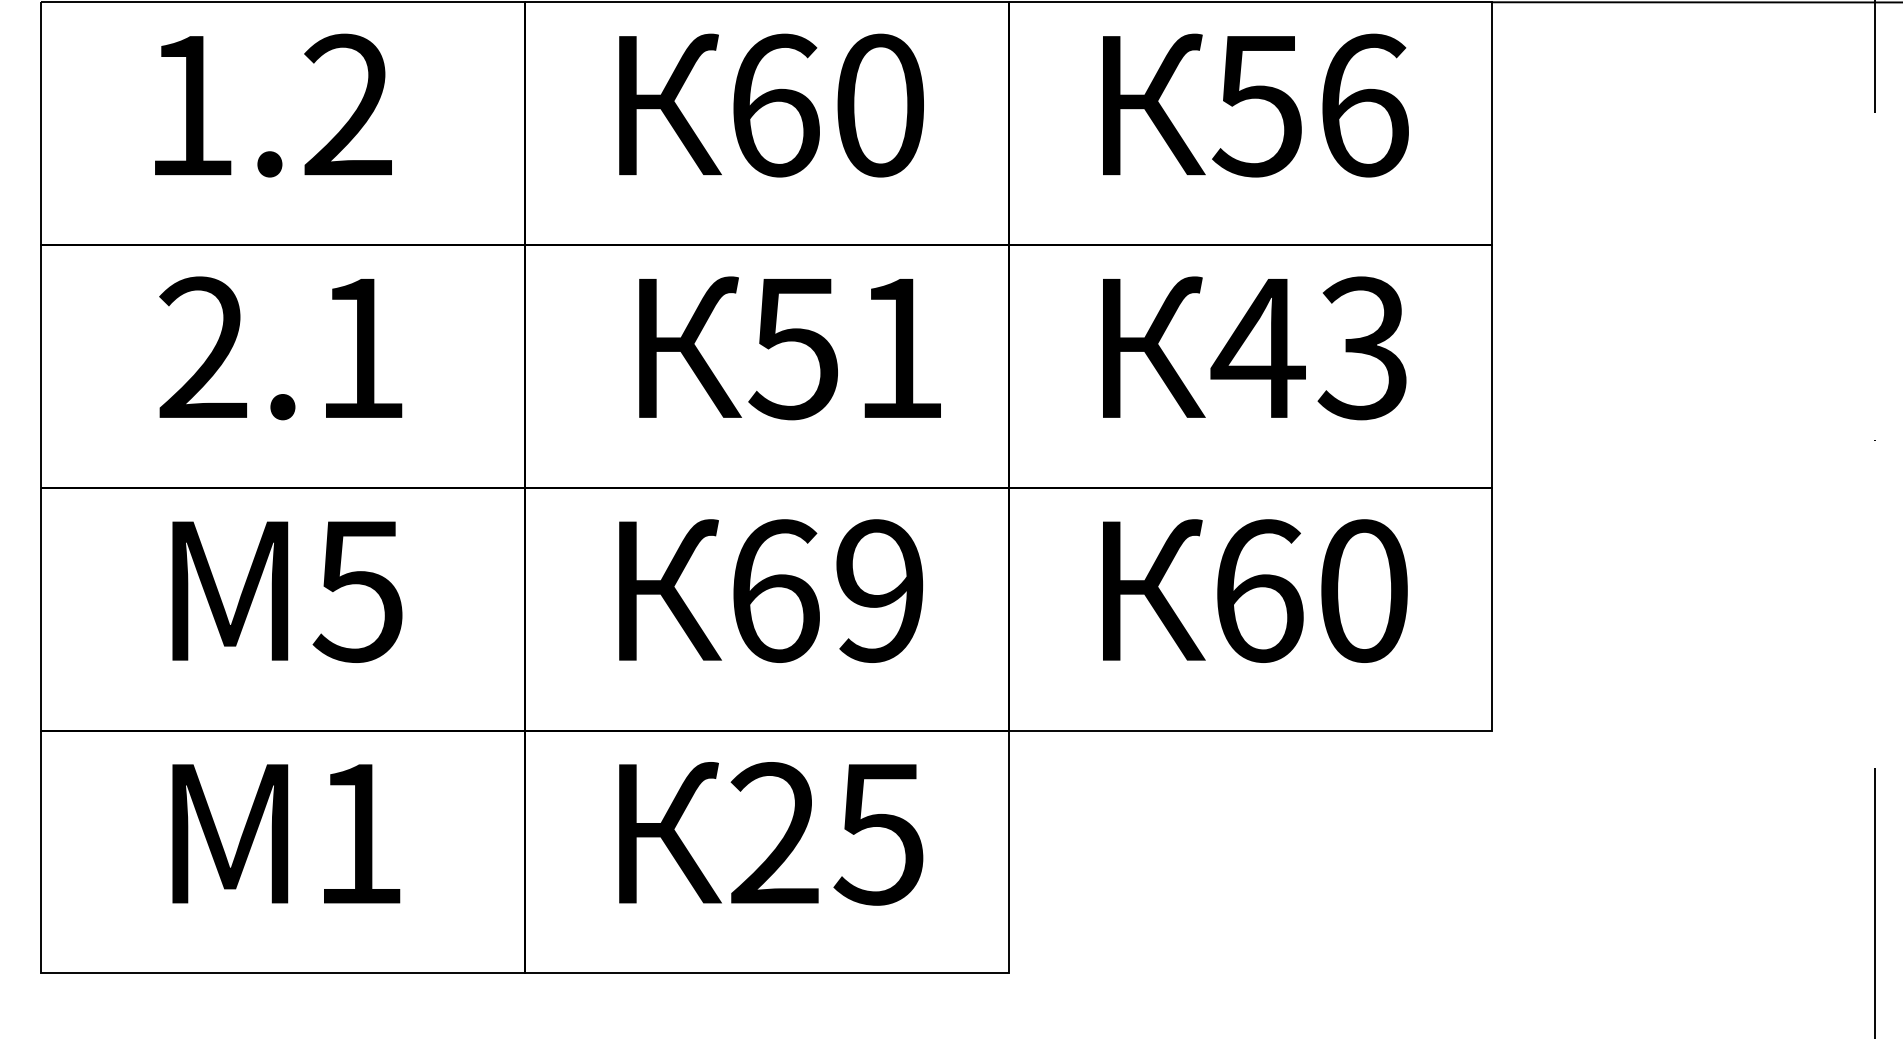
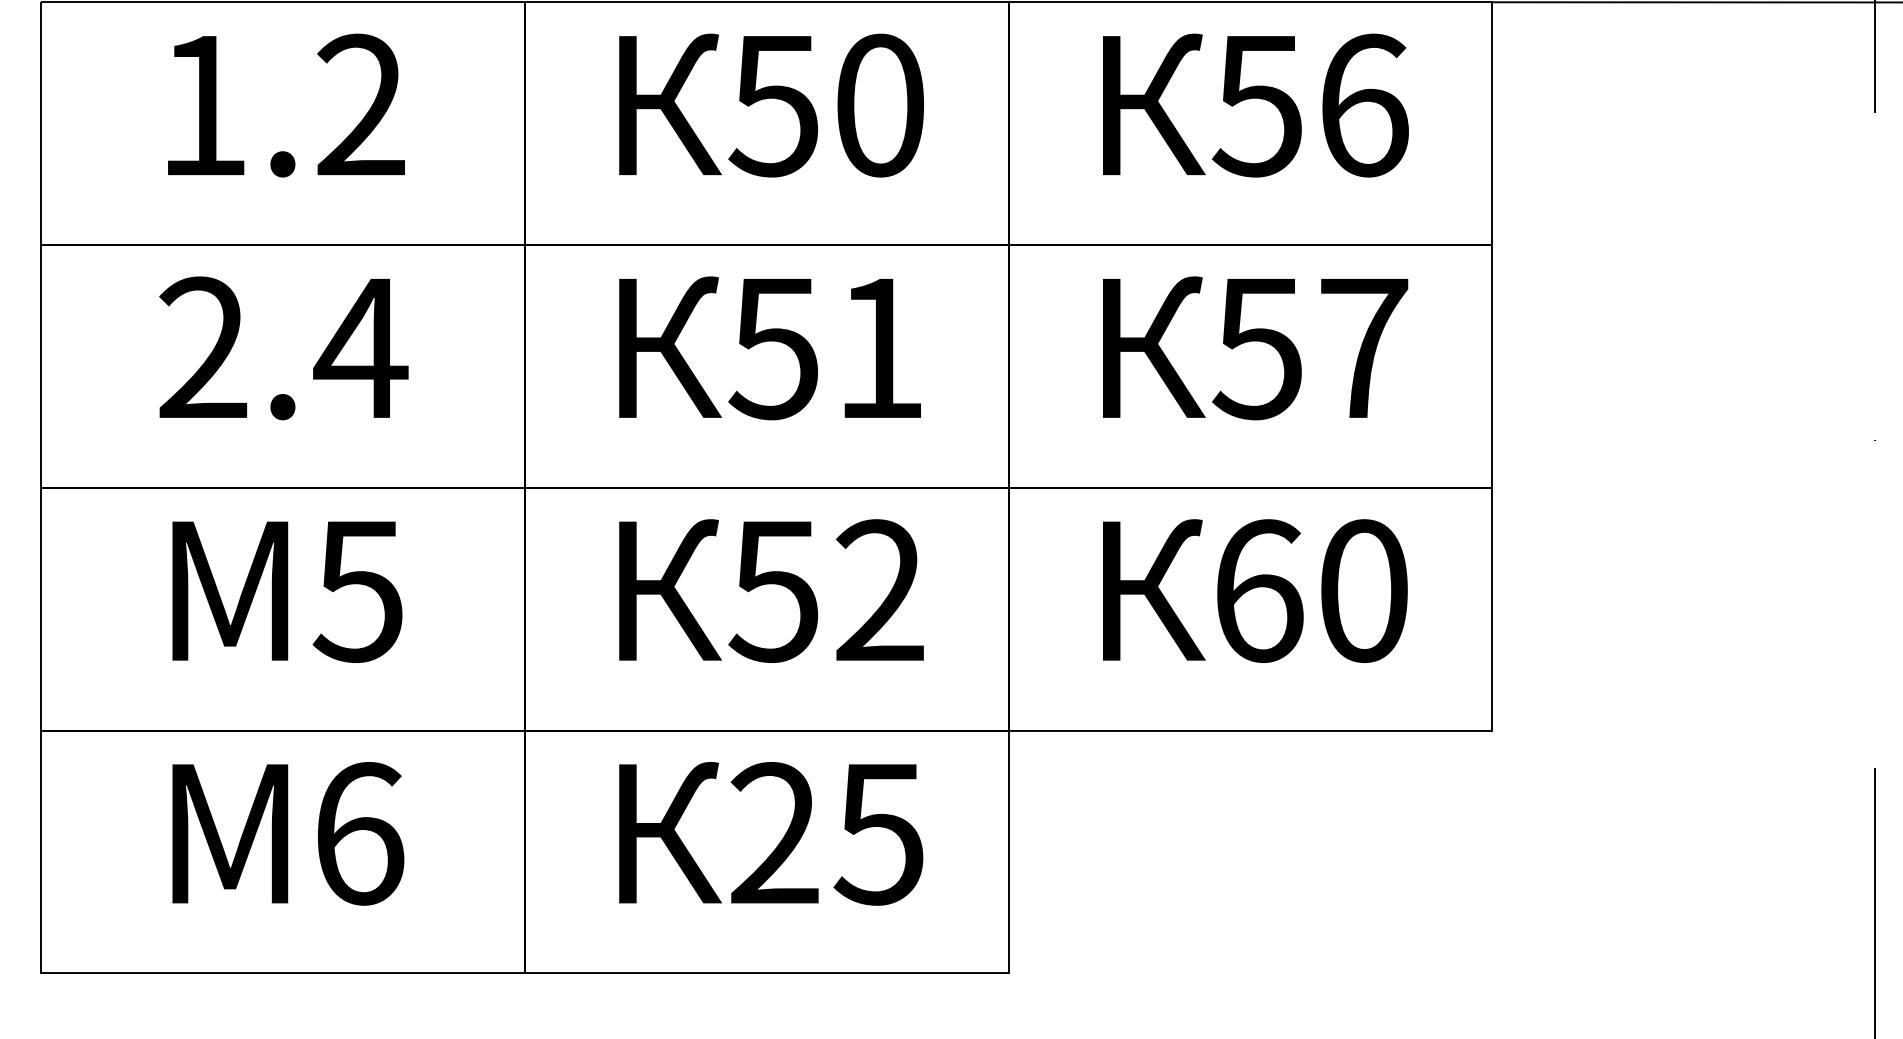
text position: (273, 105) -> (286, 105) (286, 105)
text: 60 -> 50 (773, 105)
text: 2.1 -> 2.4 (360, 347)
text position: (789, 348) -> (769, 348) (769, 348)
text: 43 -> 57 (1309, 348)
text: 69 -> 52 (825, 590)
text: 1 -> 6 (361, 833)
